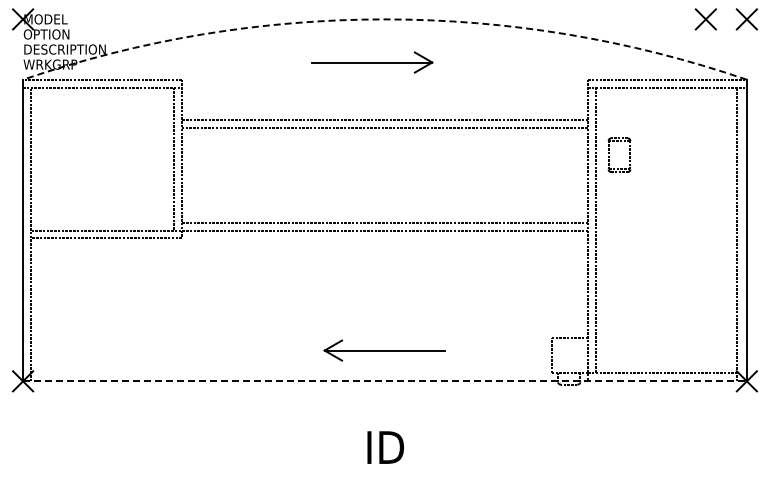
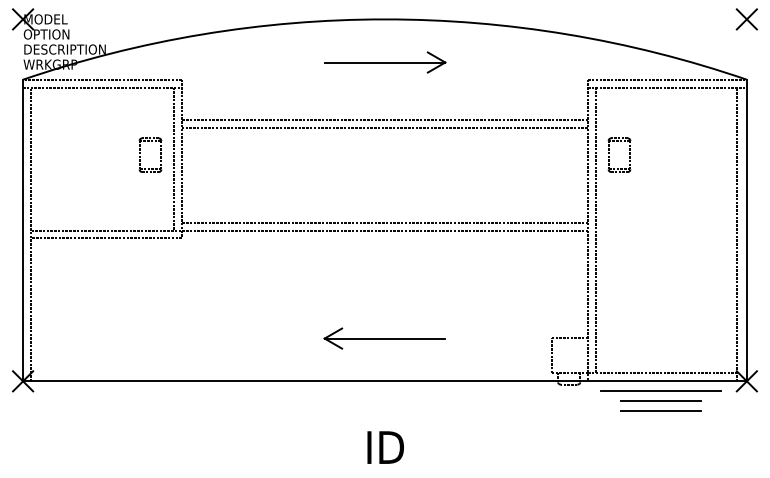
arc: dashed -> solid (384, 19)
part: present -> none (705, 19)
part position: (372, 62) -> (385, 62) (385, 62)
part: none -> present (160, 154)
part position: (384, 350) -> (384, 338) (384, 338)
line: dashed -> solid (384, 381)
line: none -> present (660, 391)
line: none -> present (660, 401)
line: none -> present (660, 411)
